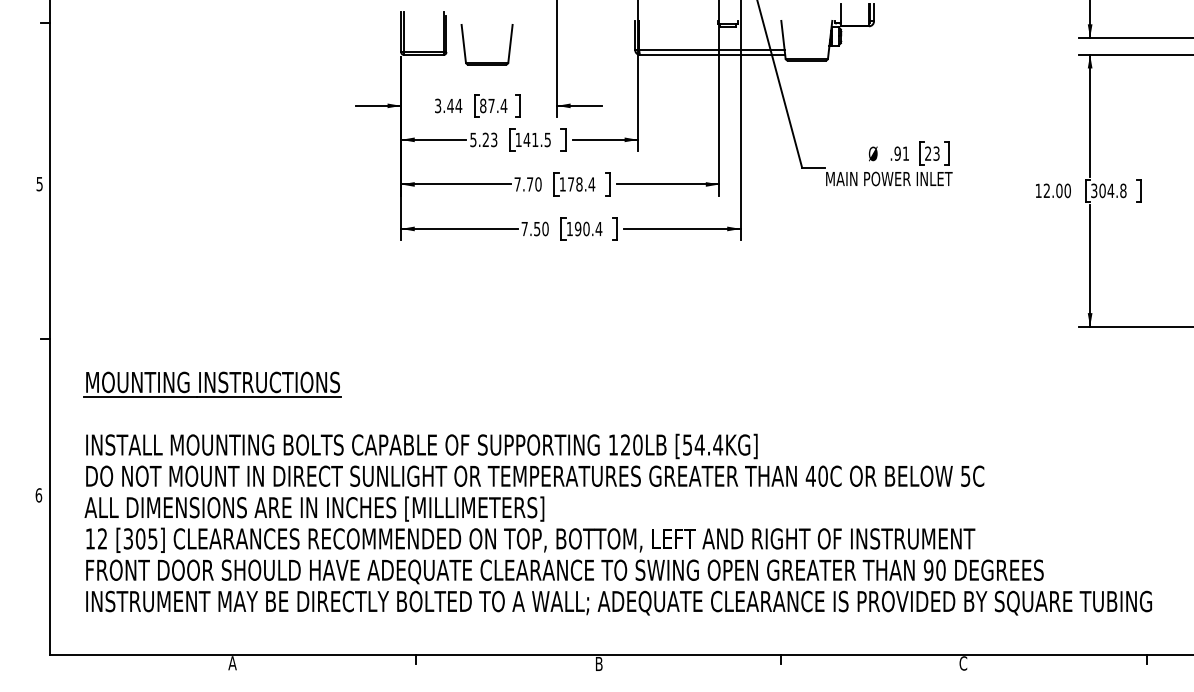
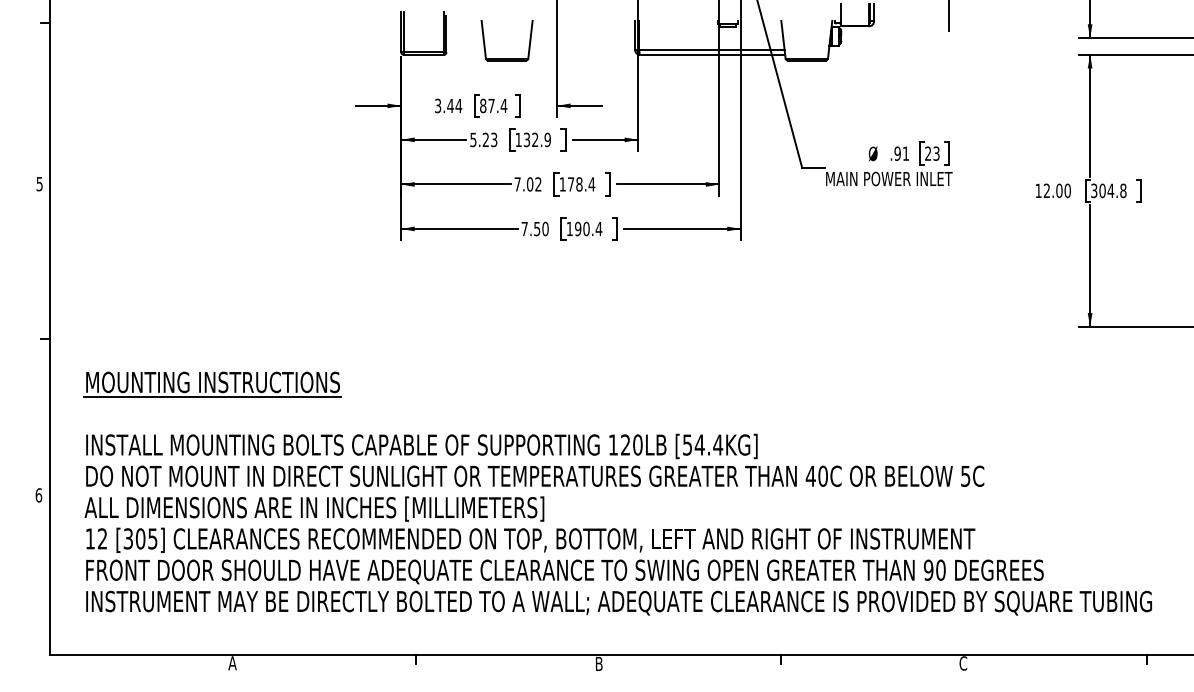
line: none -> present (948, 16)
part position: (486, 62) -> (506, 58) (506, 58)
text: 141.5 -> 132.9 (536, 139)
text: 7.70 -> 7.02 (533, 184)
